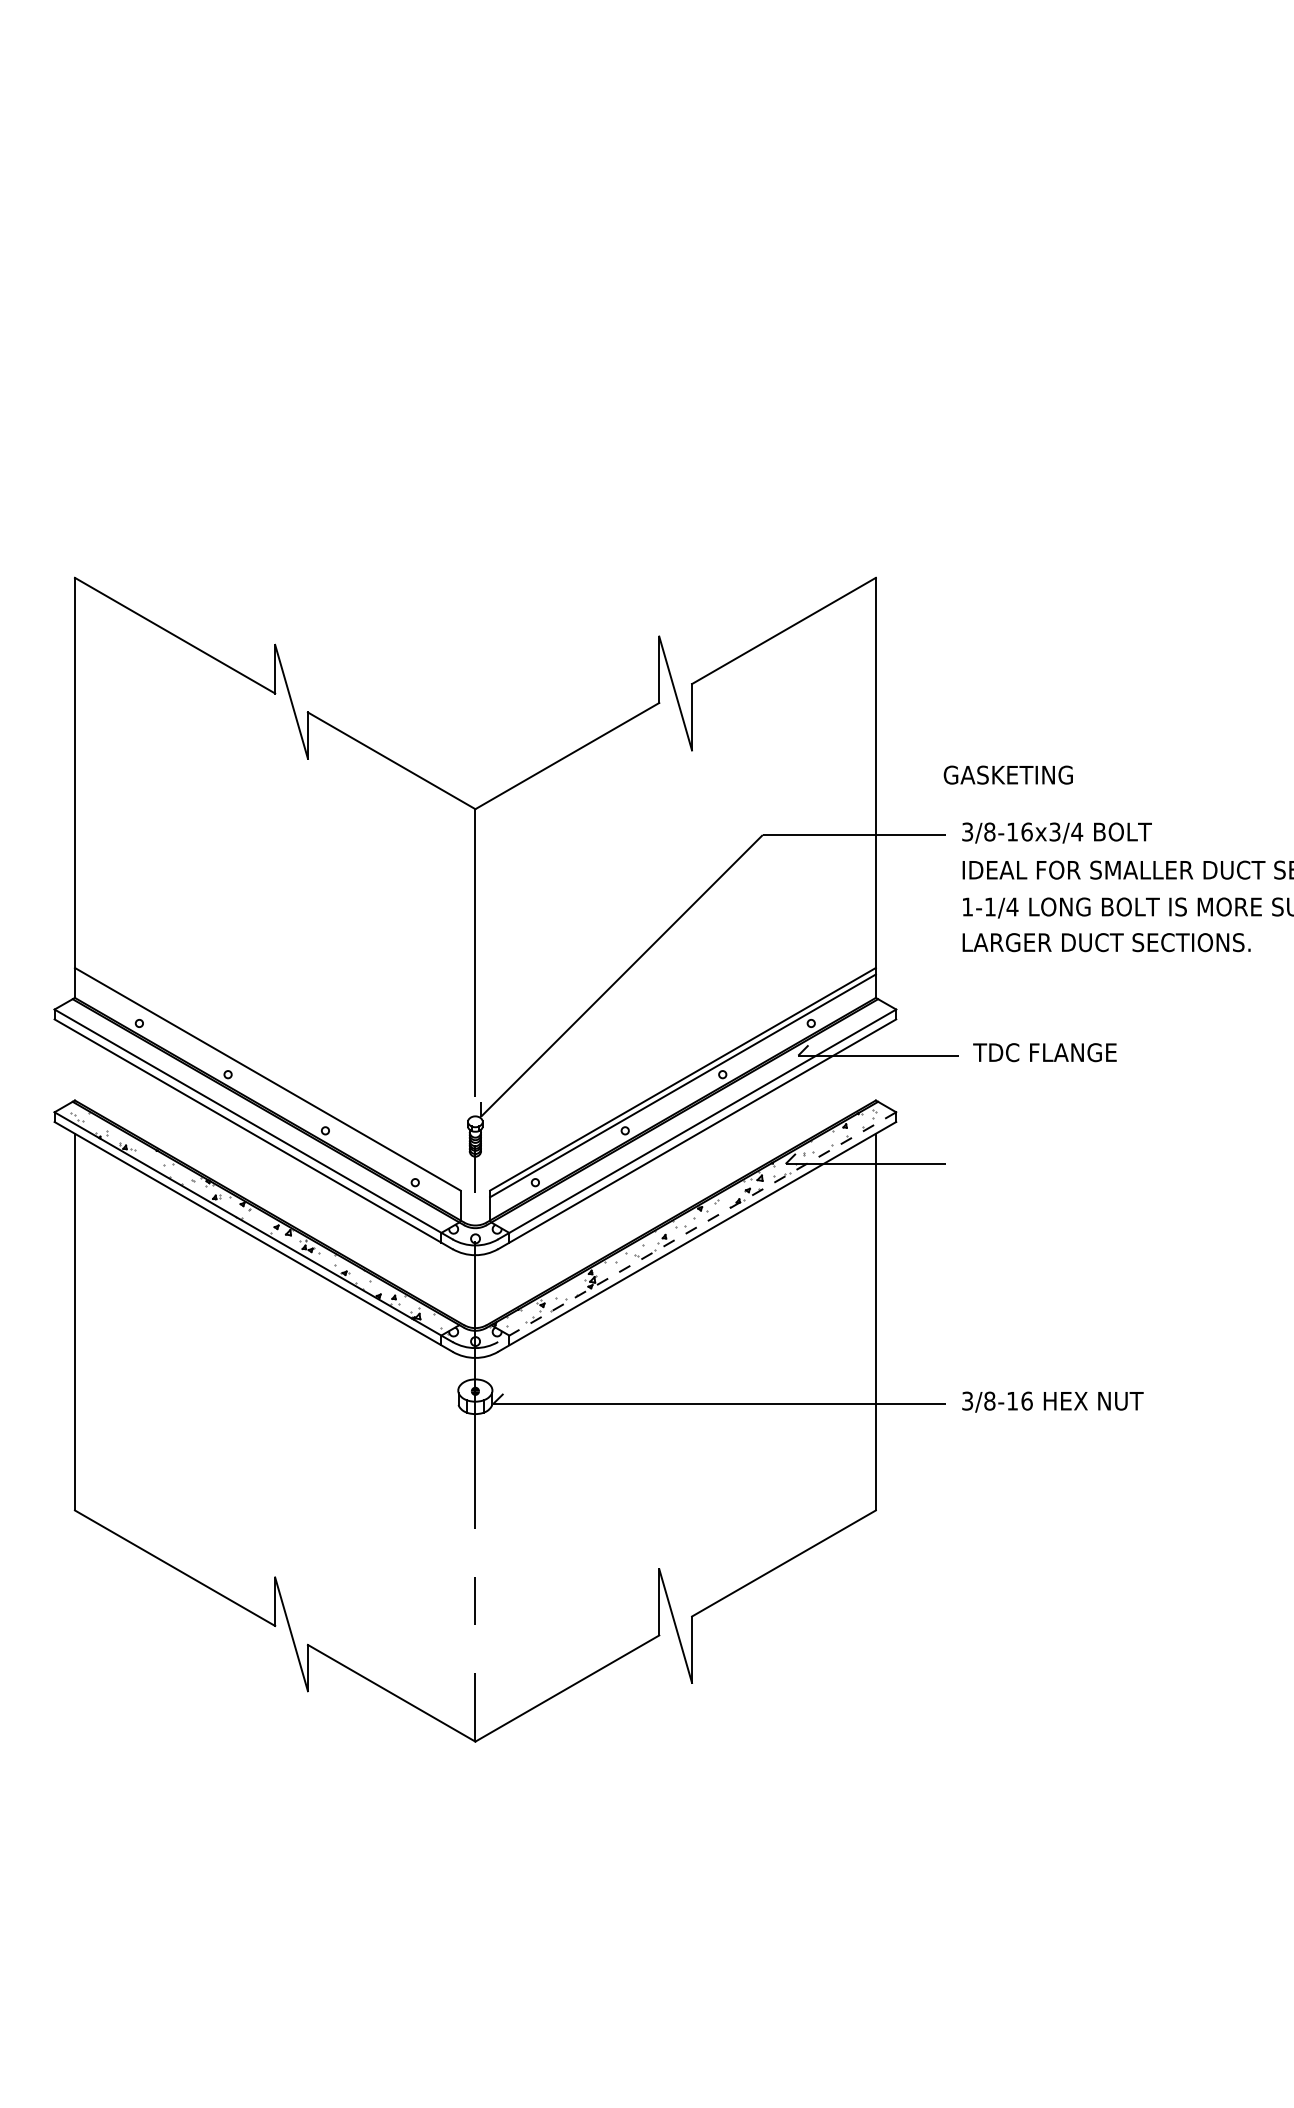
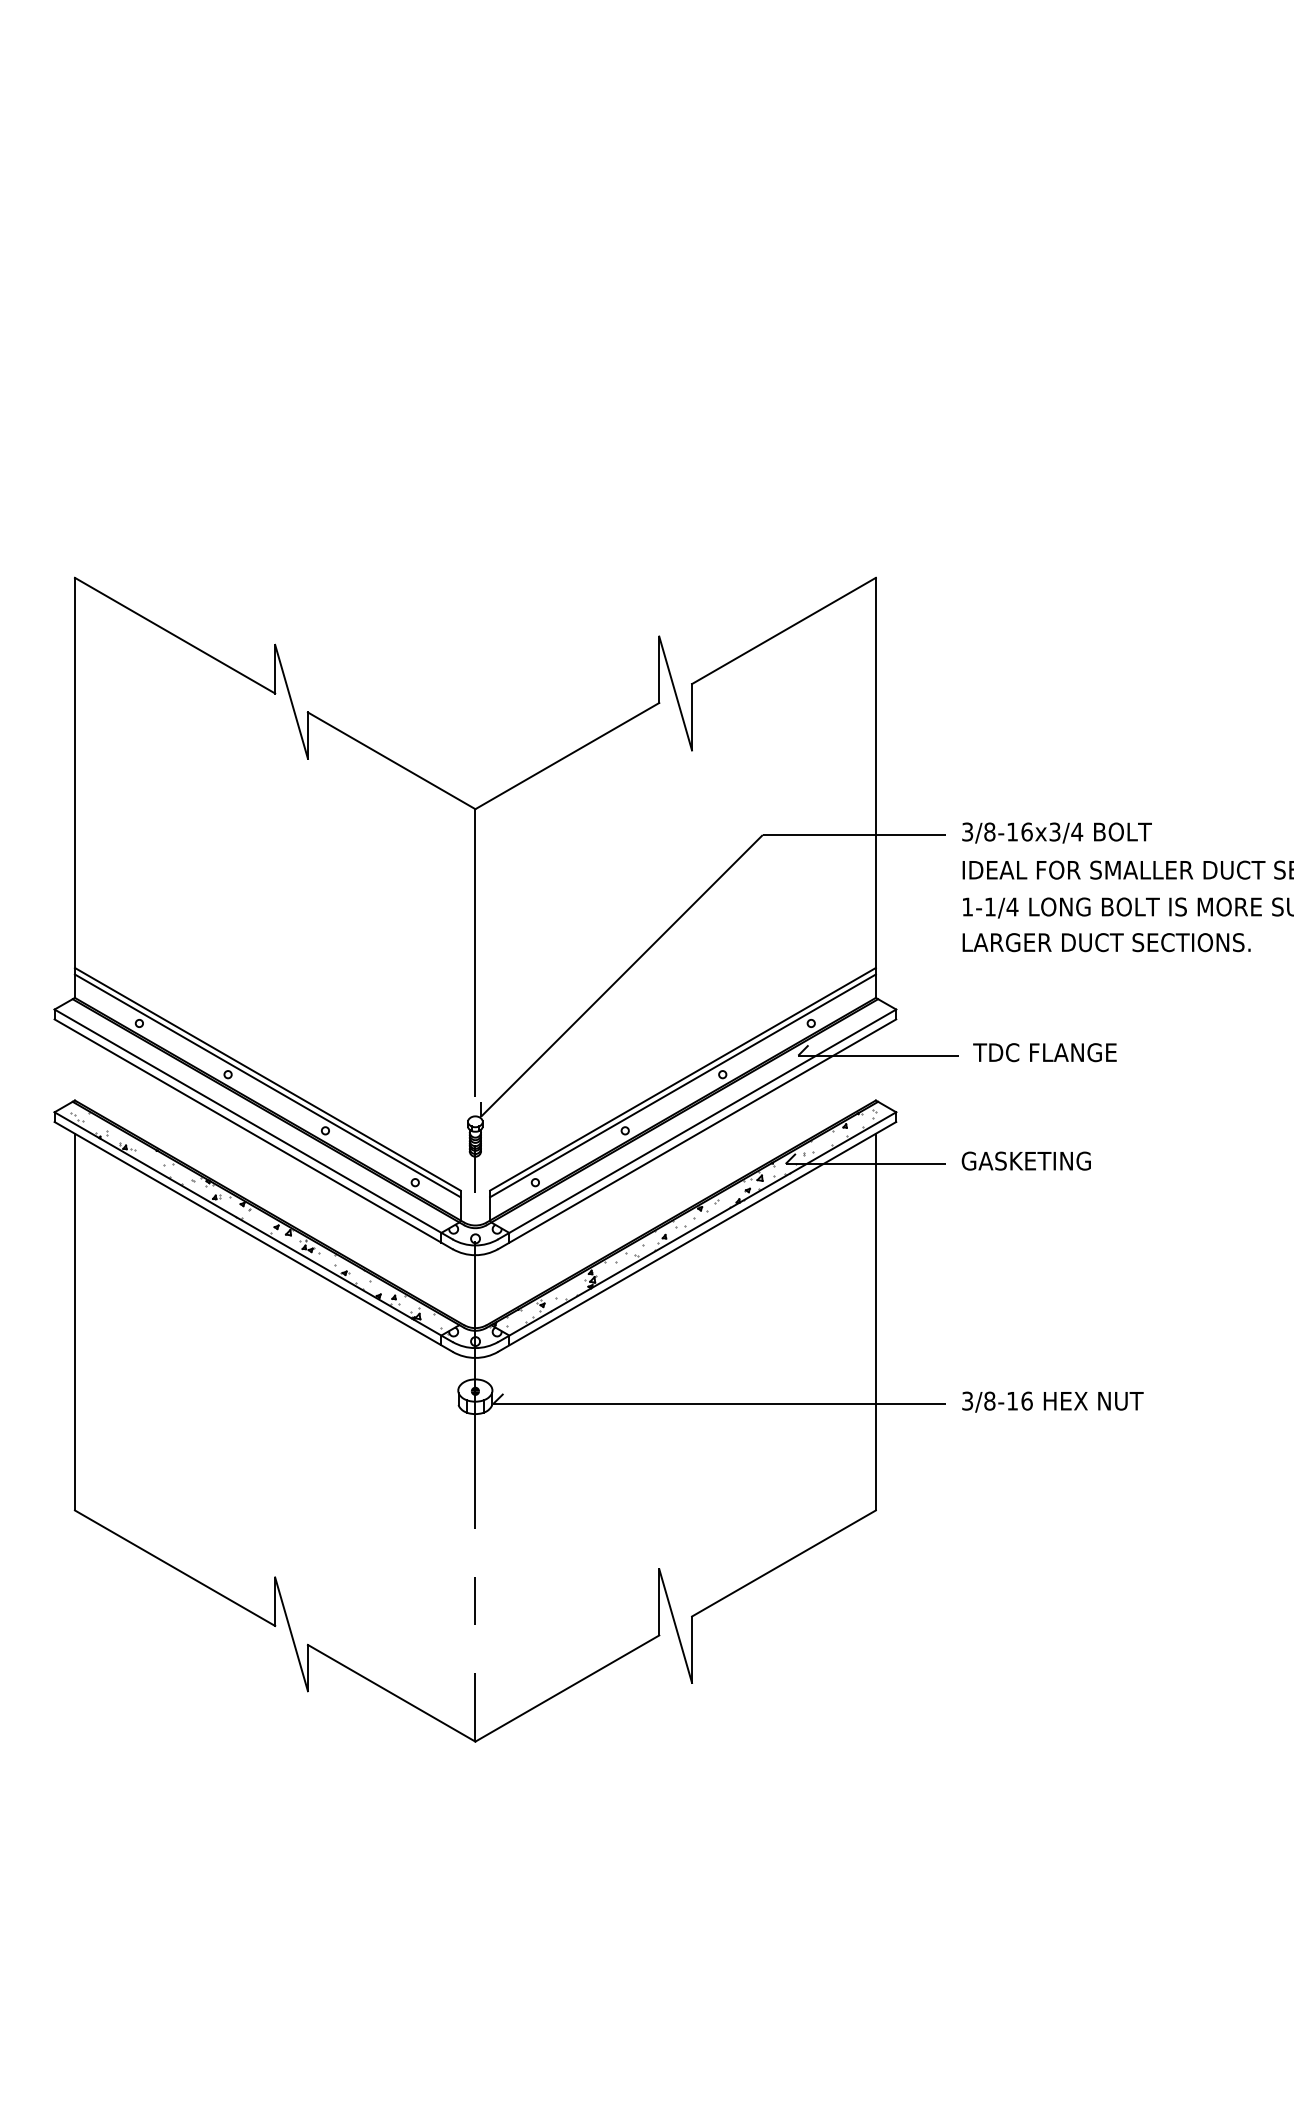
text position: (1007, 774) -> (1025, 1160) (1025, 1160)
line: none -> present (267, 1085)
line: dashed -> solid (697, 1227)
